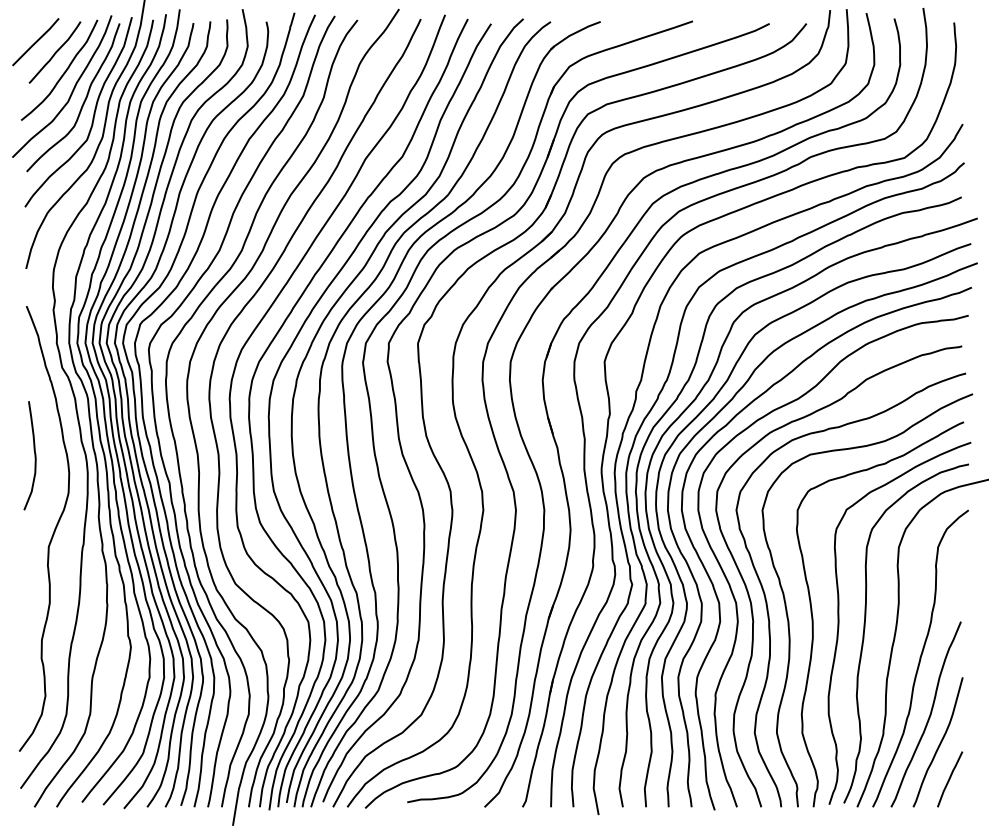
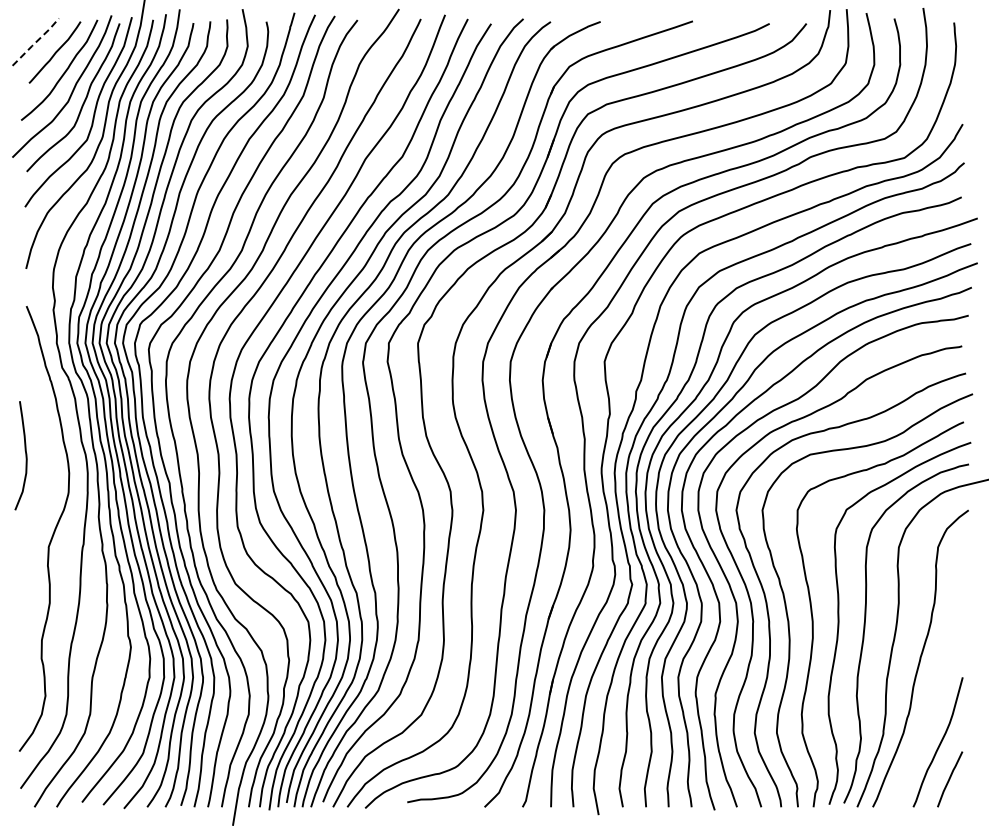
line: solid -> dashed (36, 42)
curve position: (34, 455) -> (25, 455) (25, 455)
curve: present -> none (928, 716)
